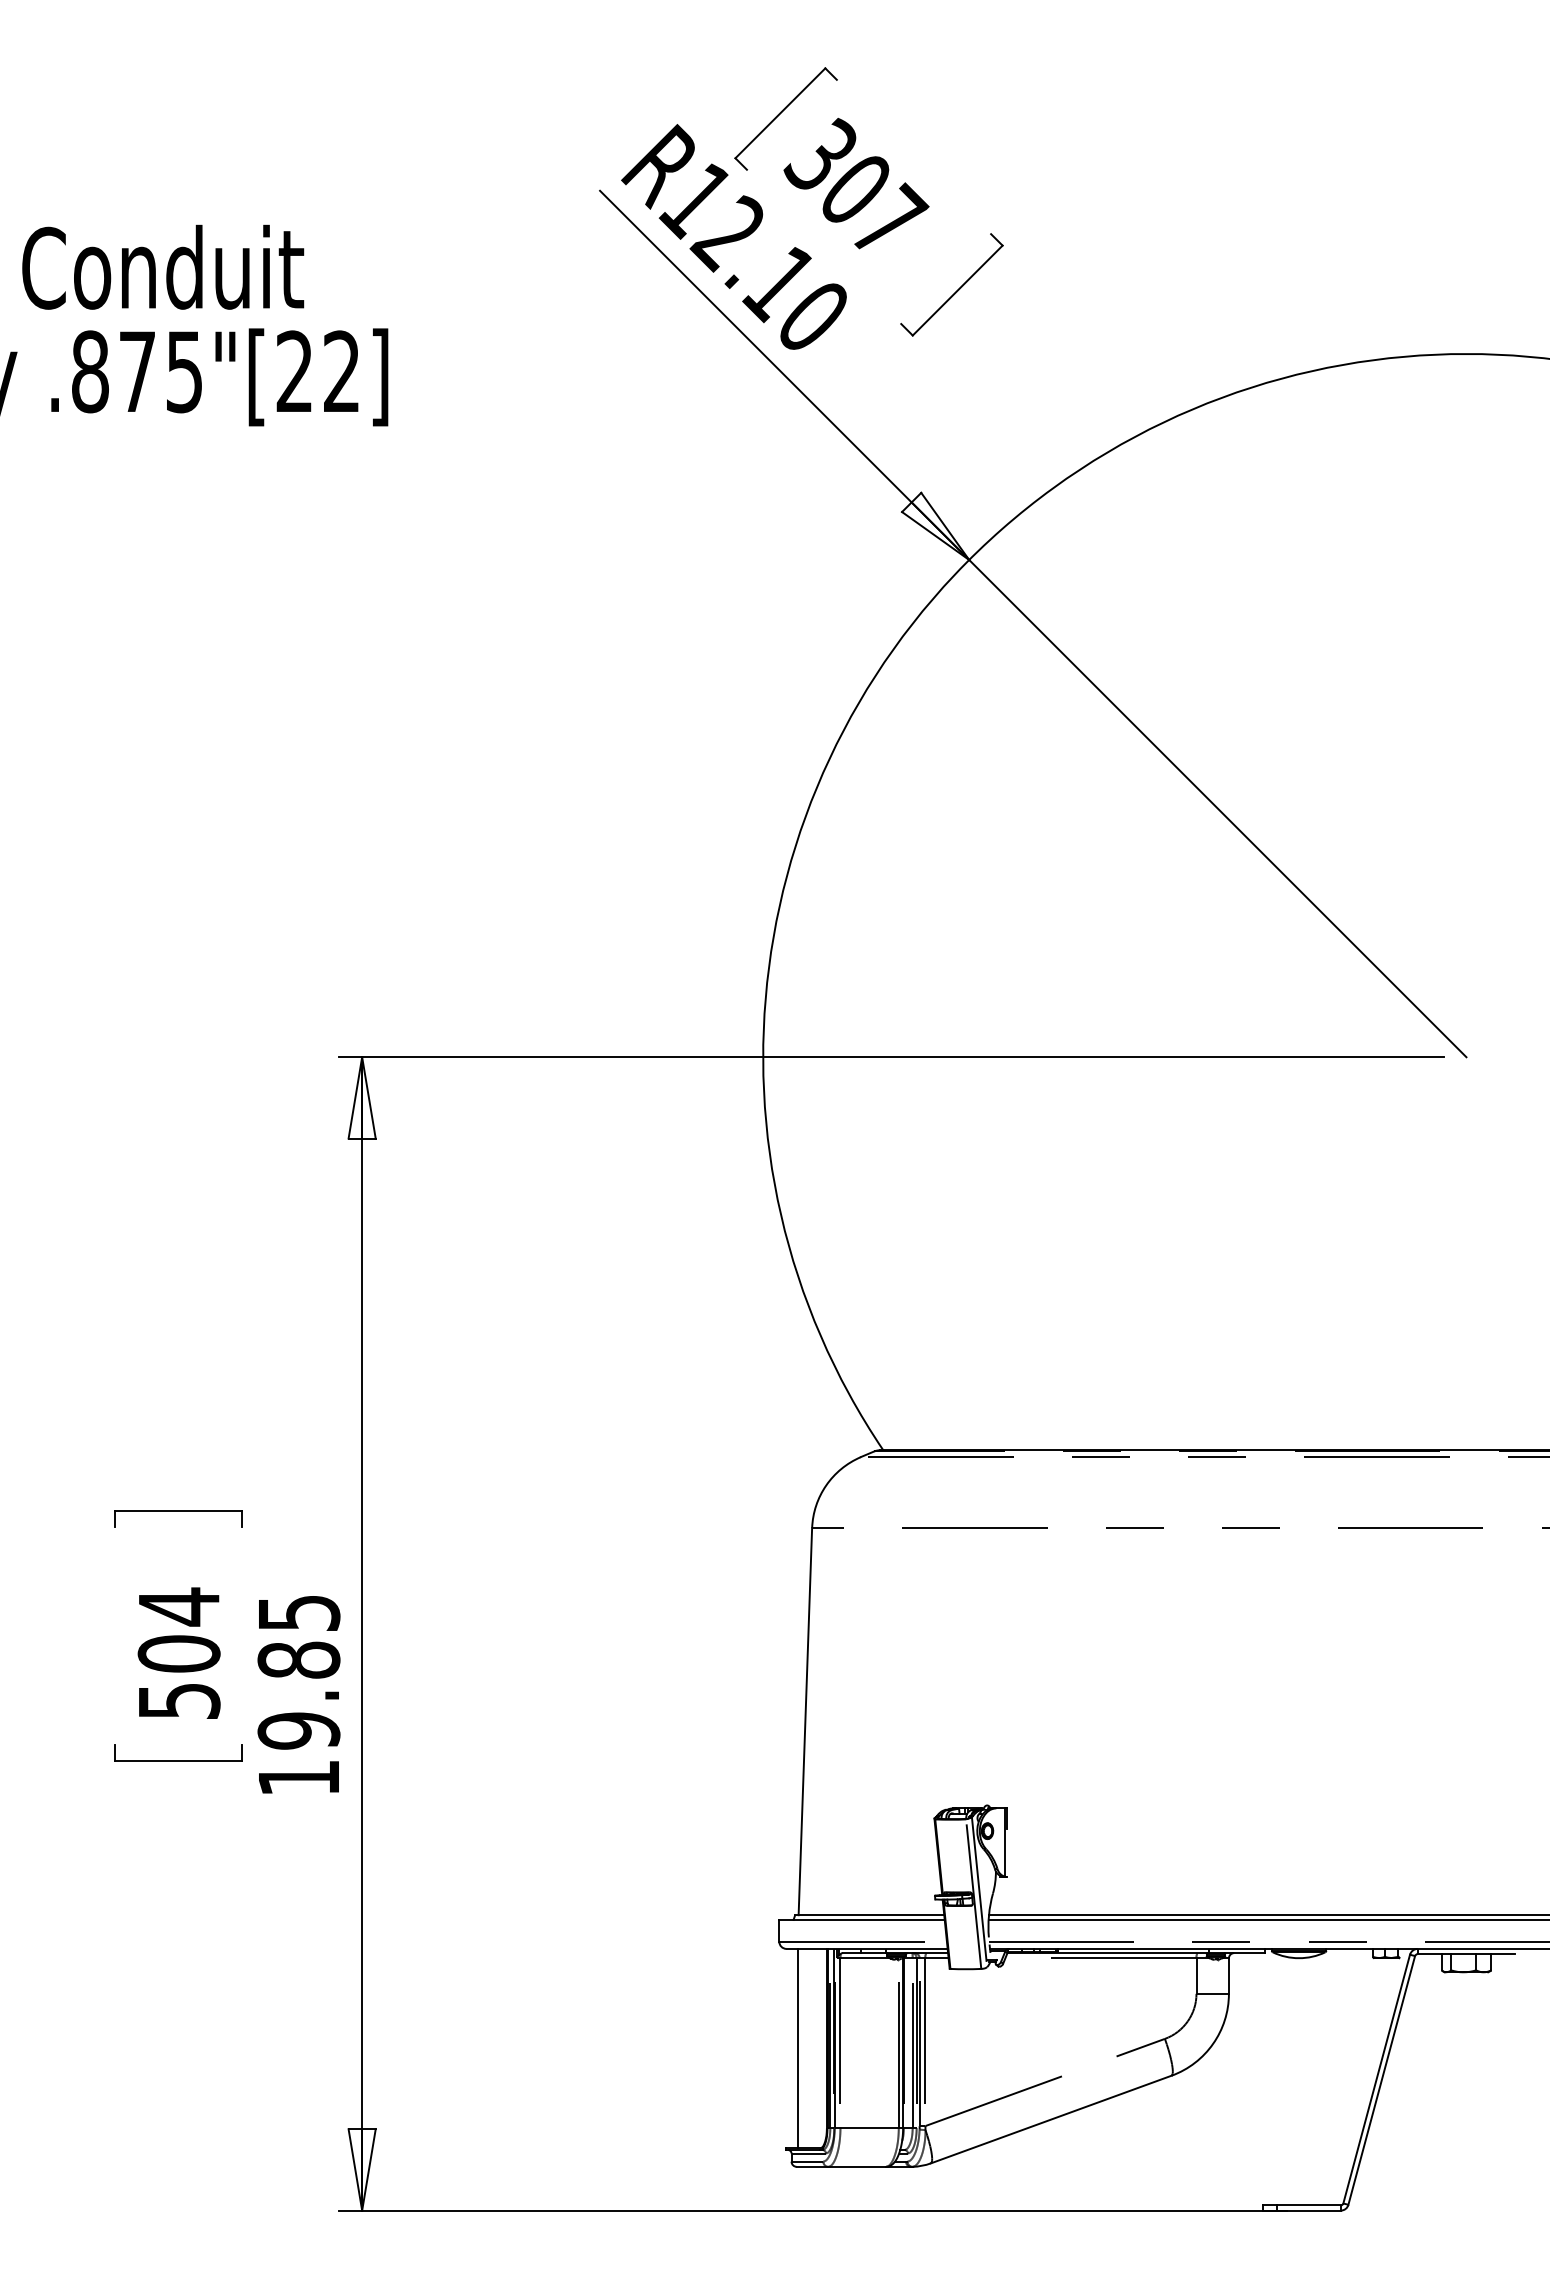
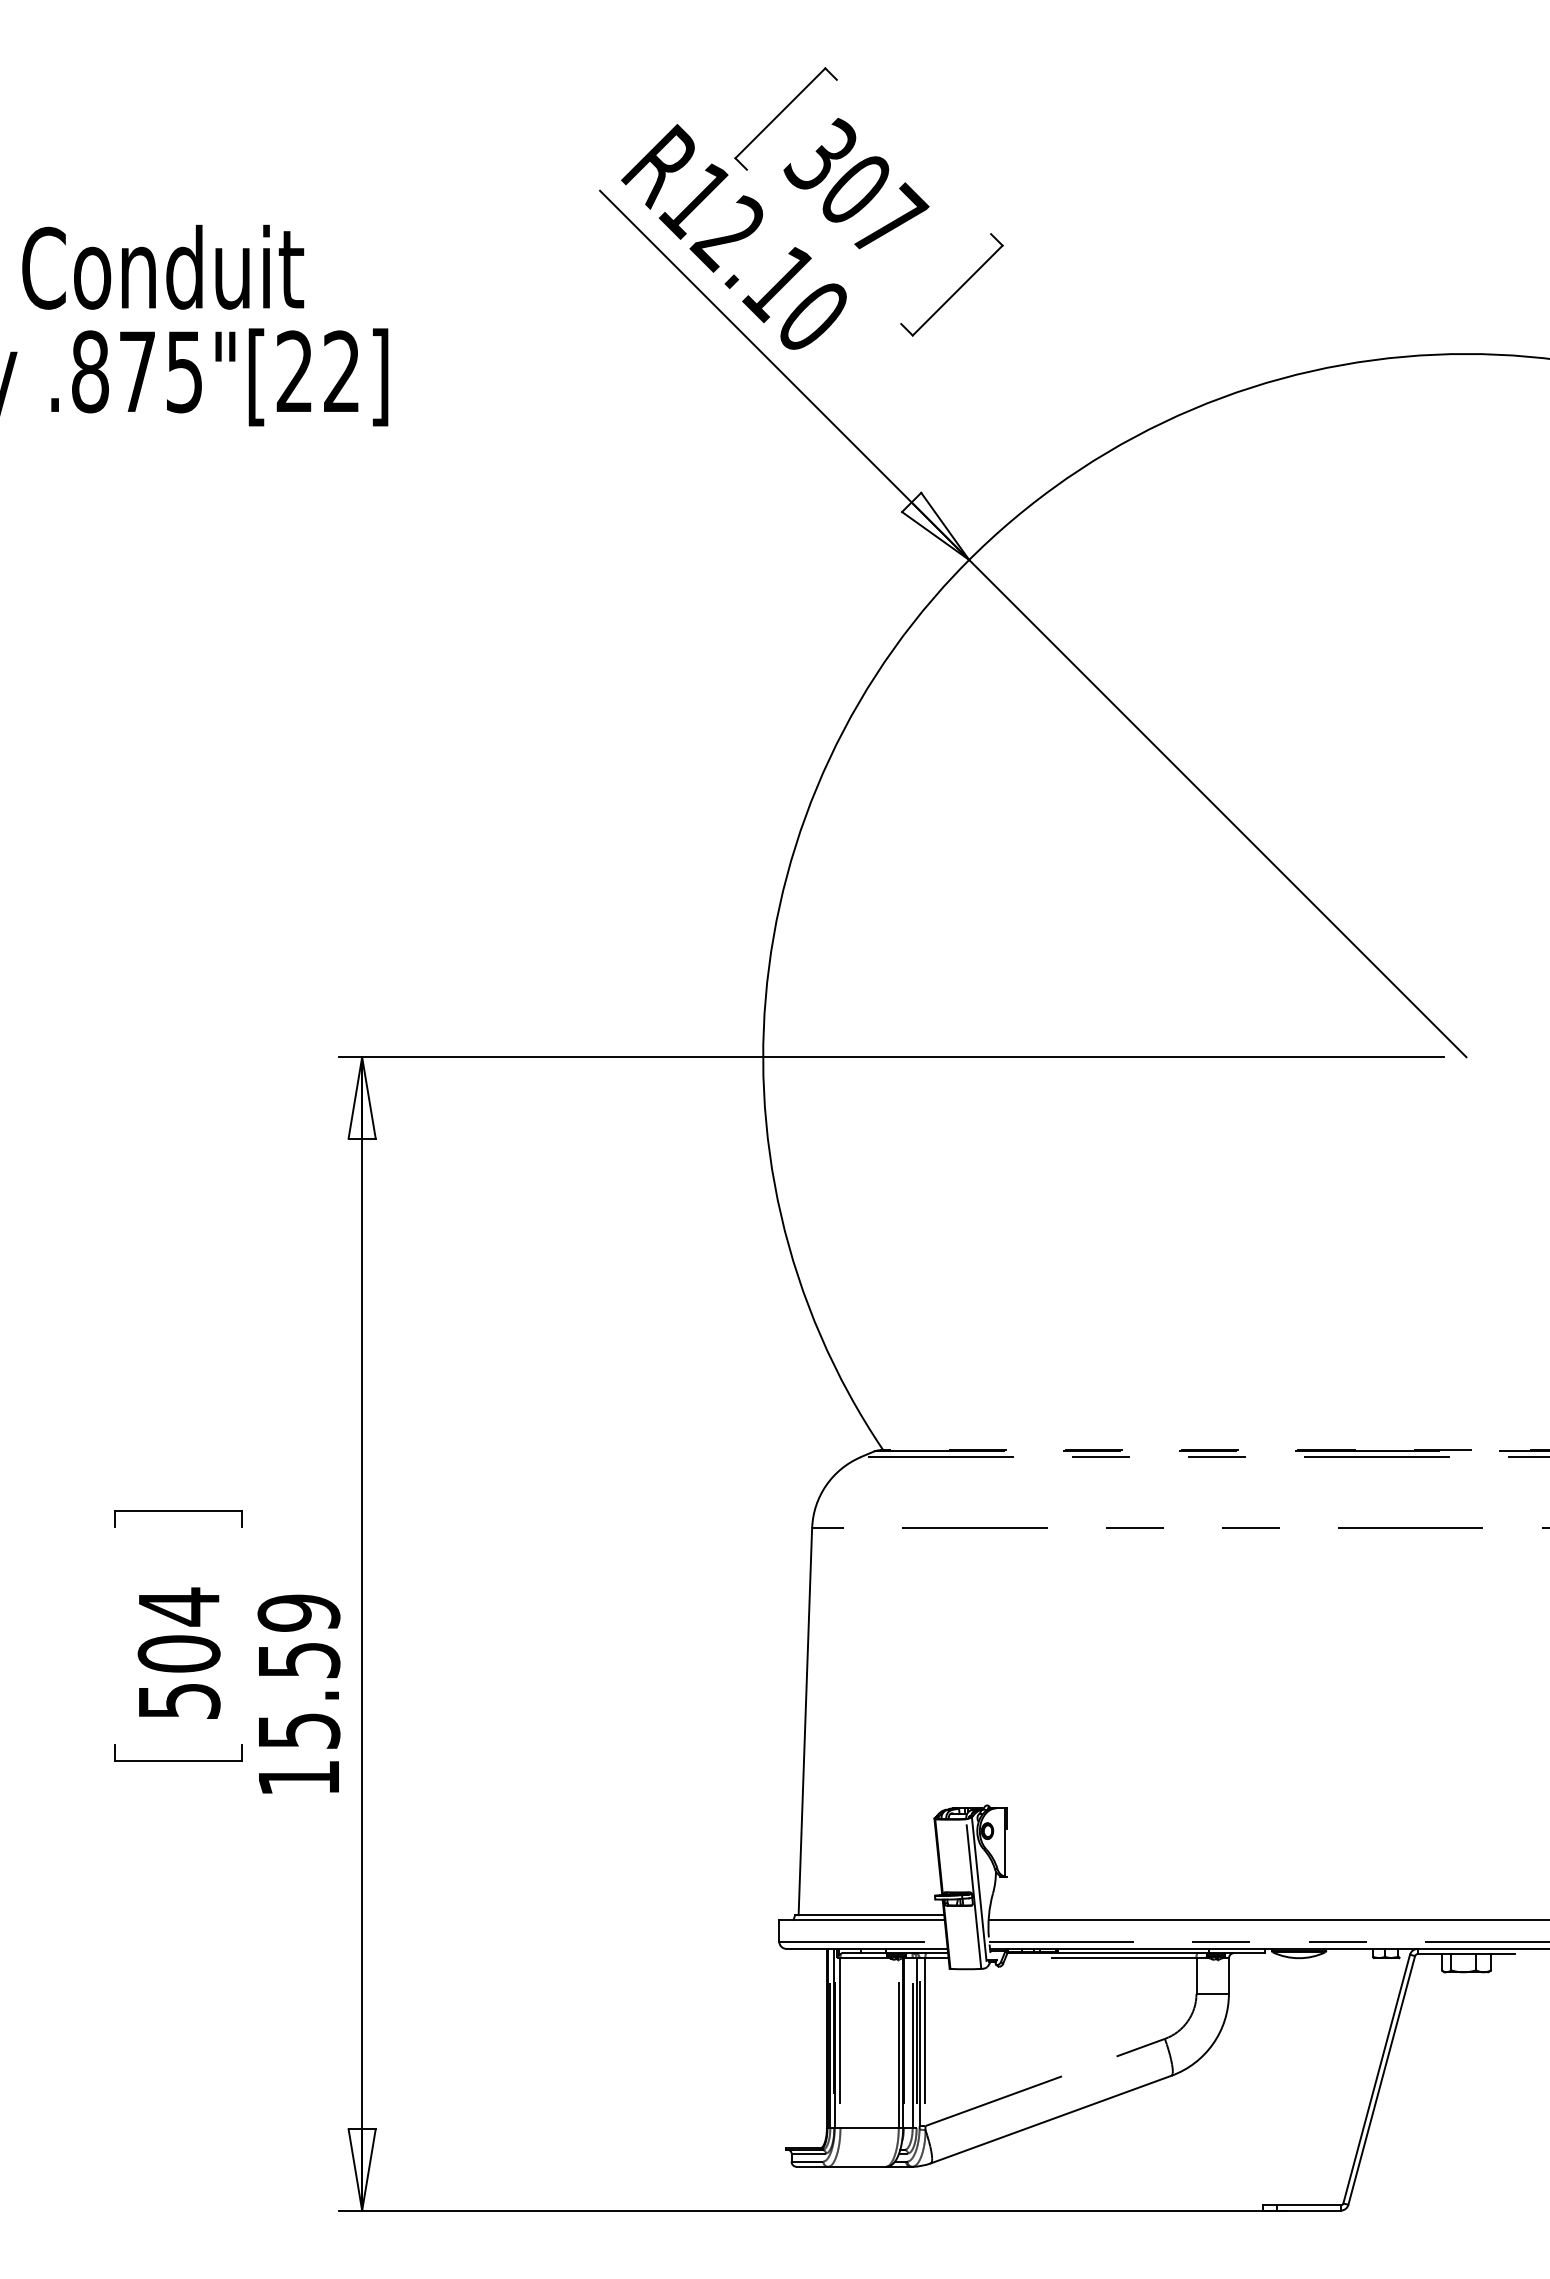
line: solid -> dashed (1214, 1450)
text: 19.85 -> 15.59 (298, 1671)
line: present -> none (1267, 1915)
line: present -> none (797, 2048)
